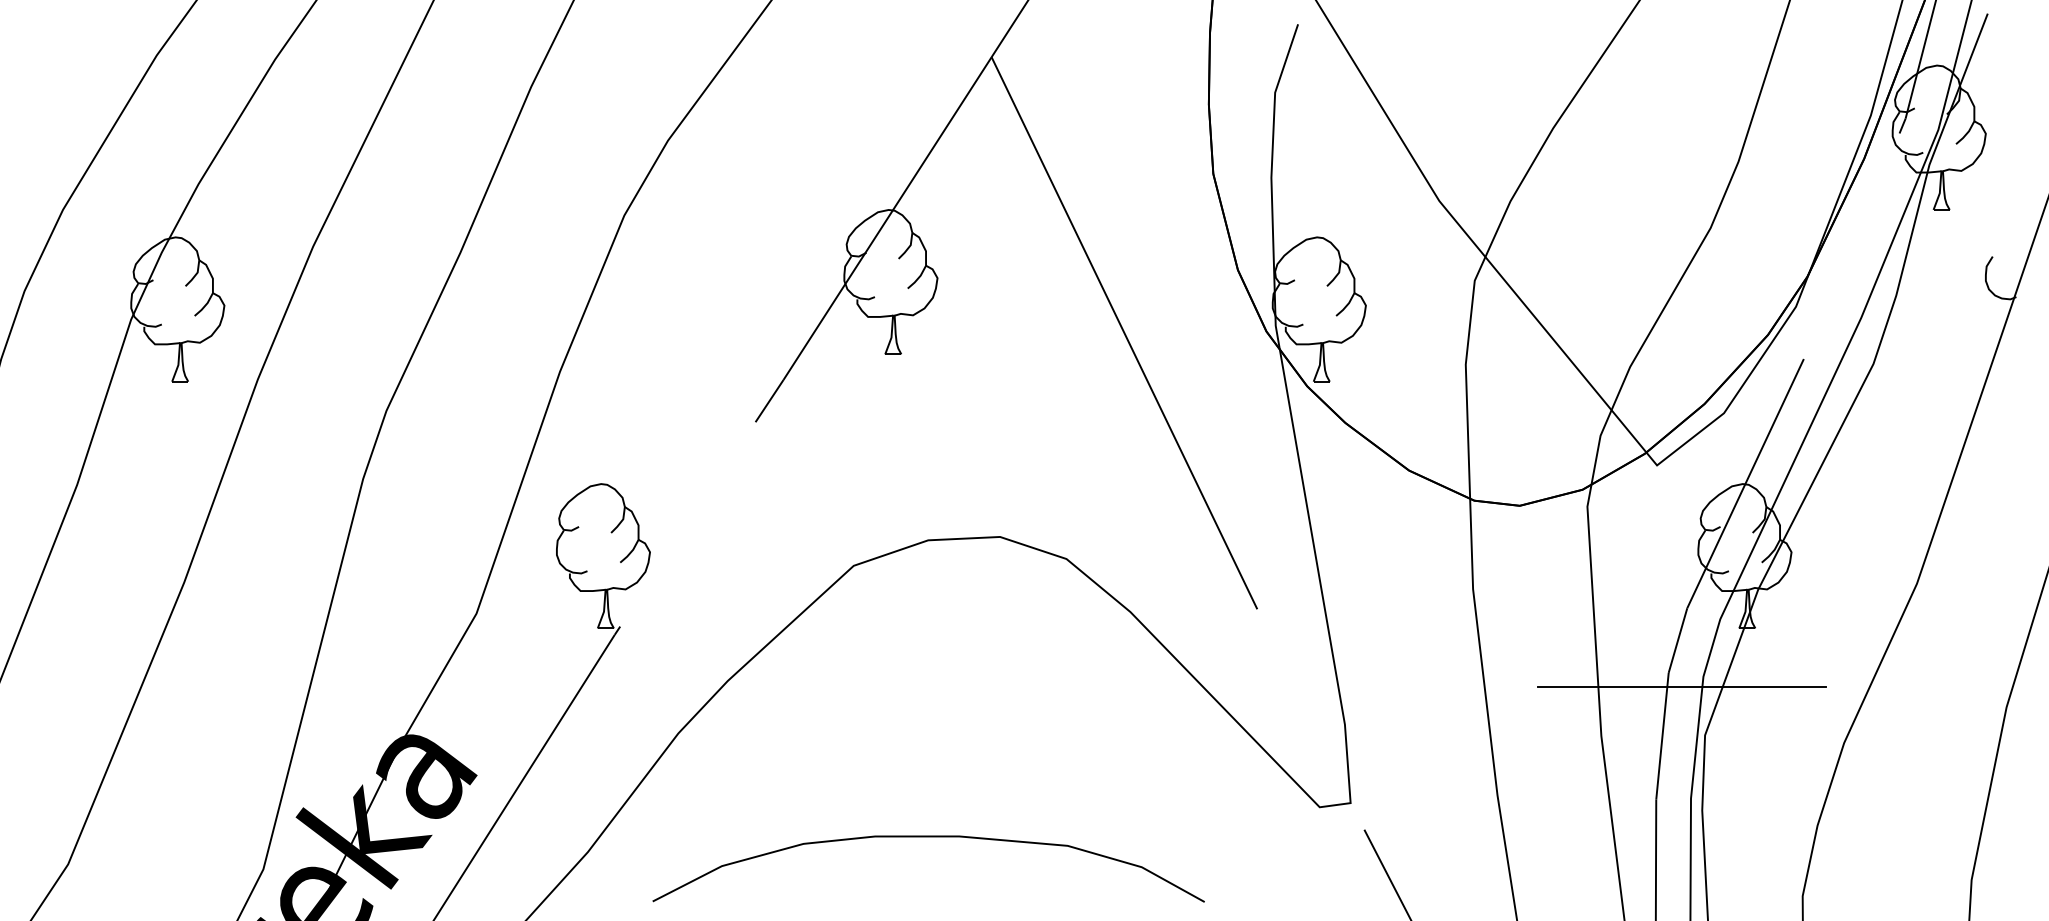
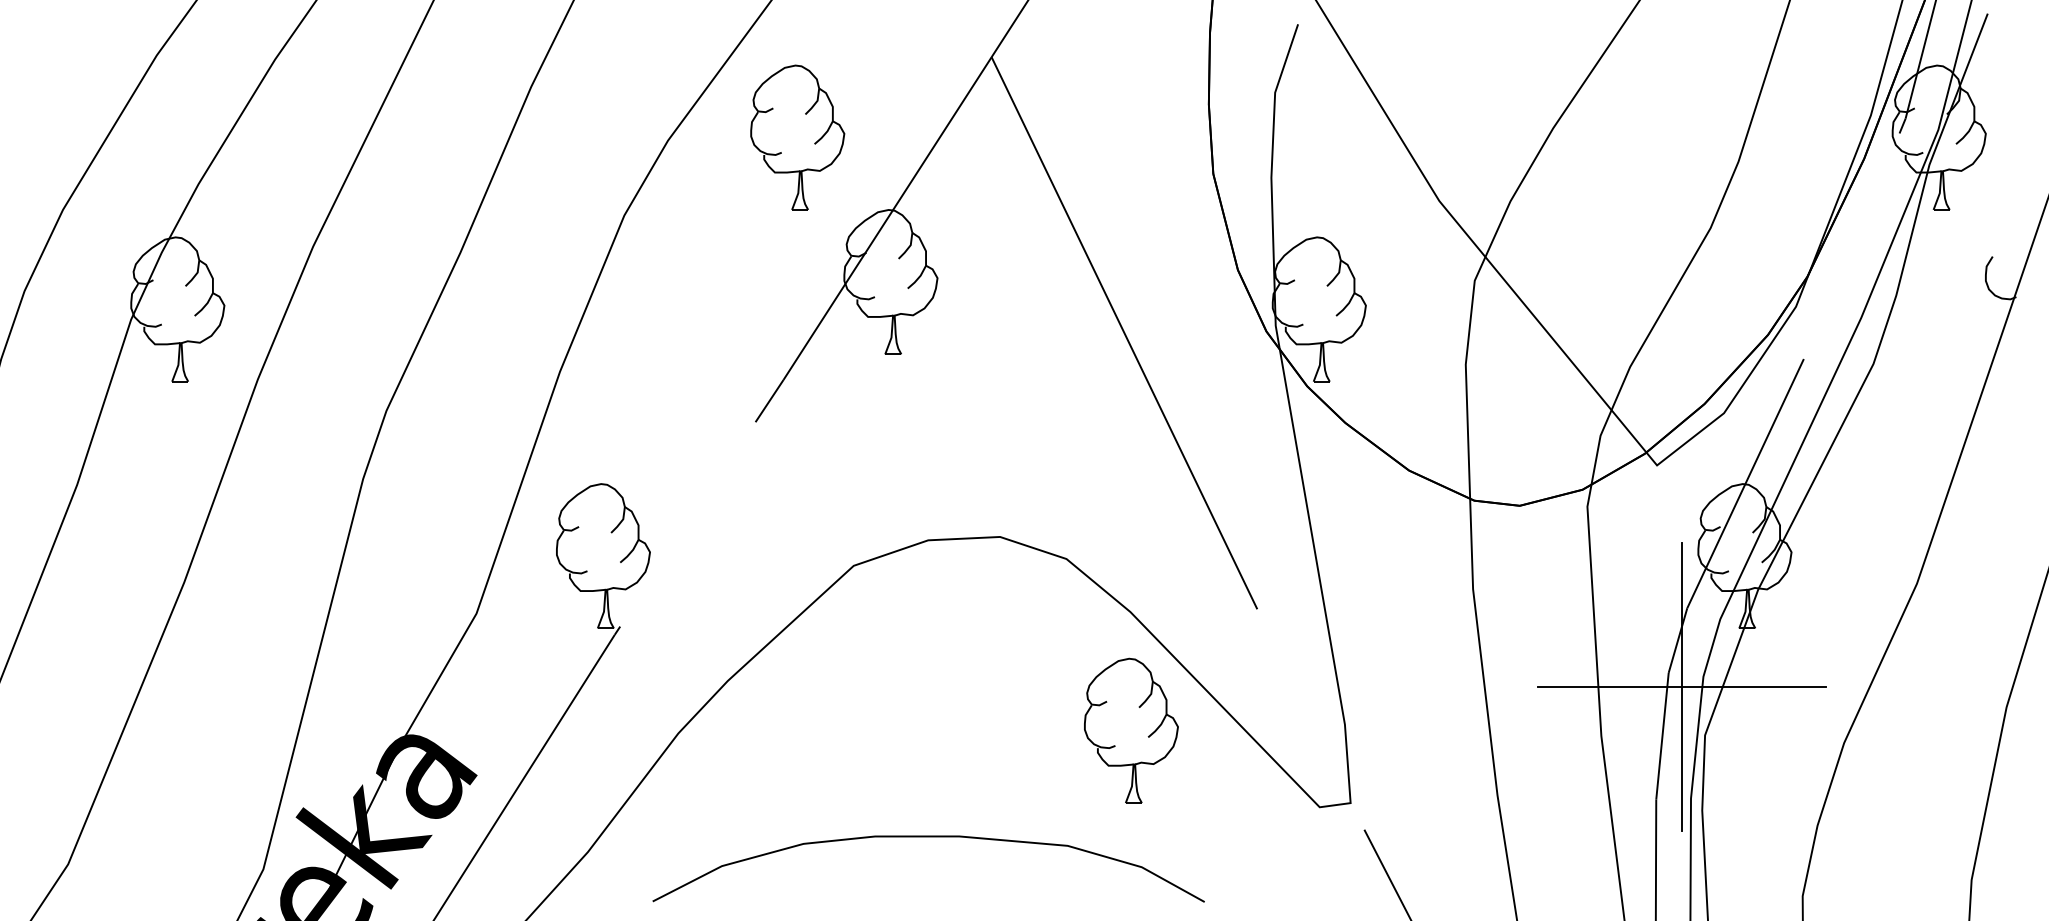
part: none -> present (797, 137)
line: none -> present (1682, 686)
part: none -> present (1131, 730)
